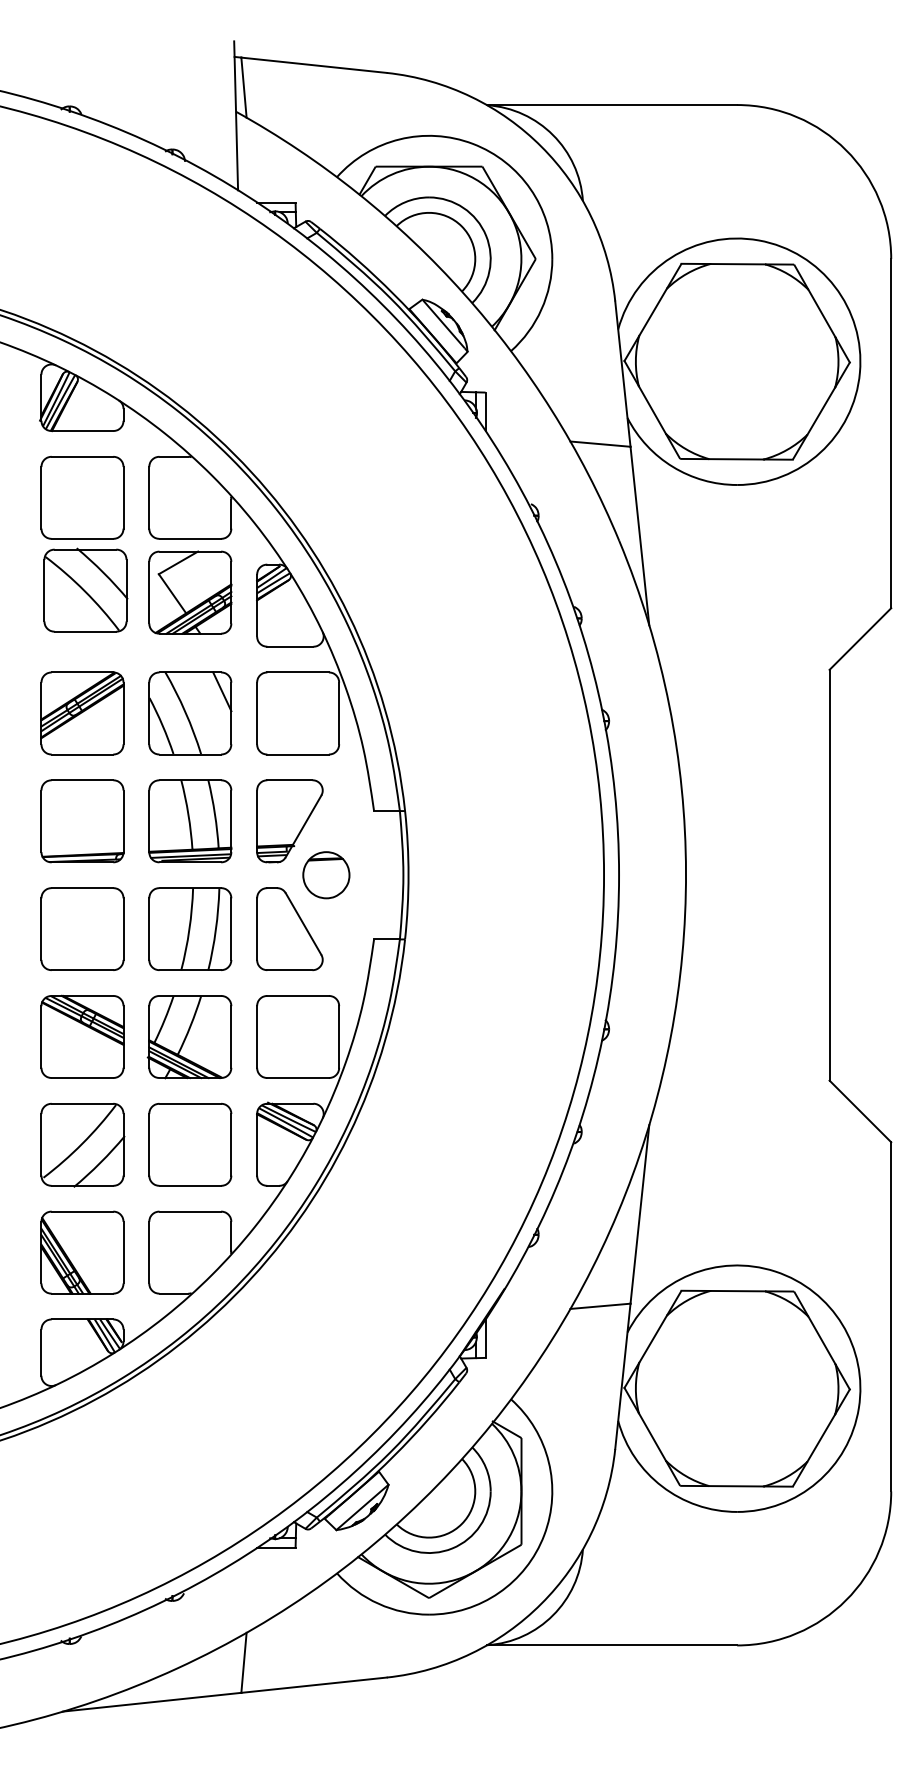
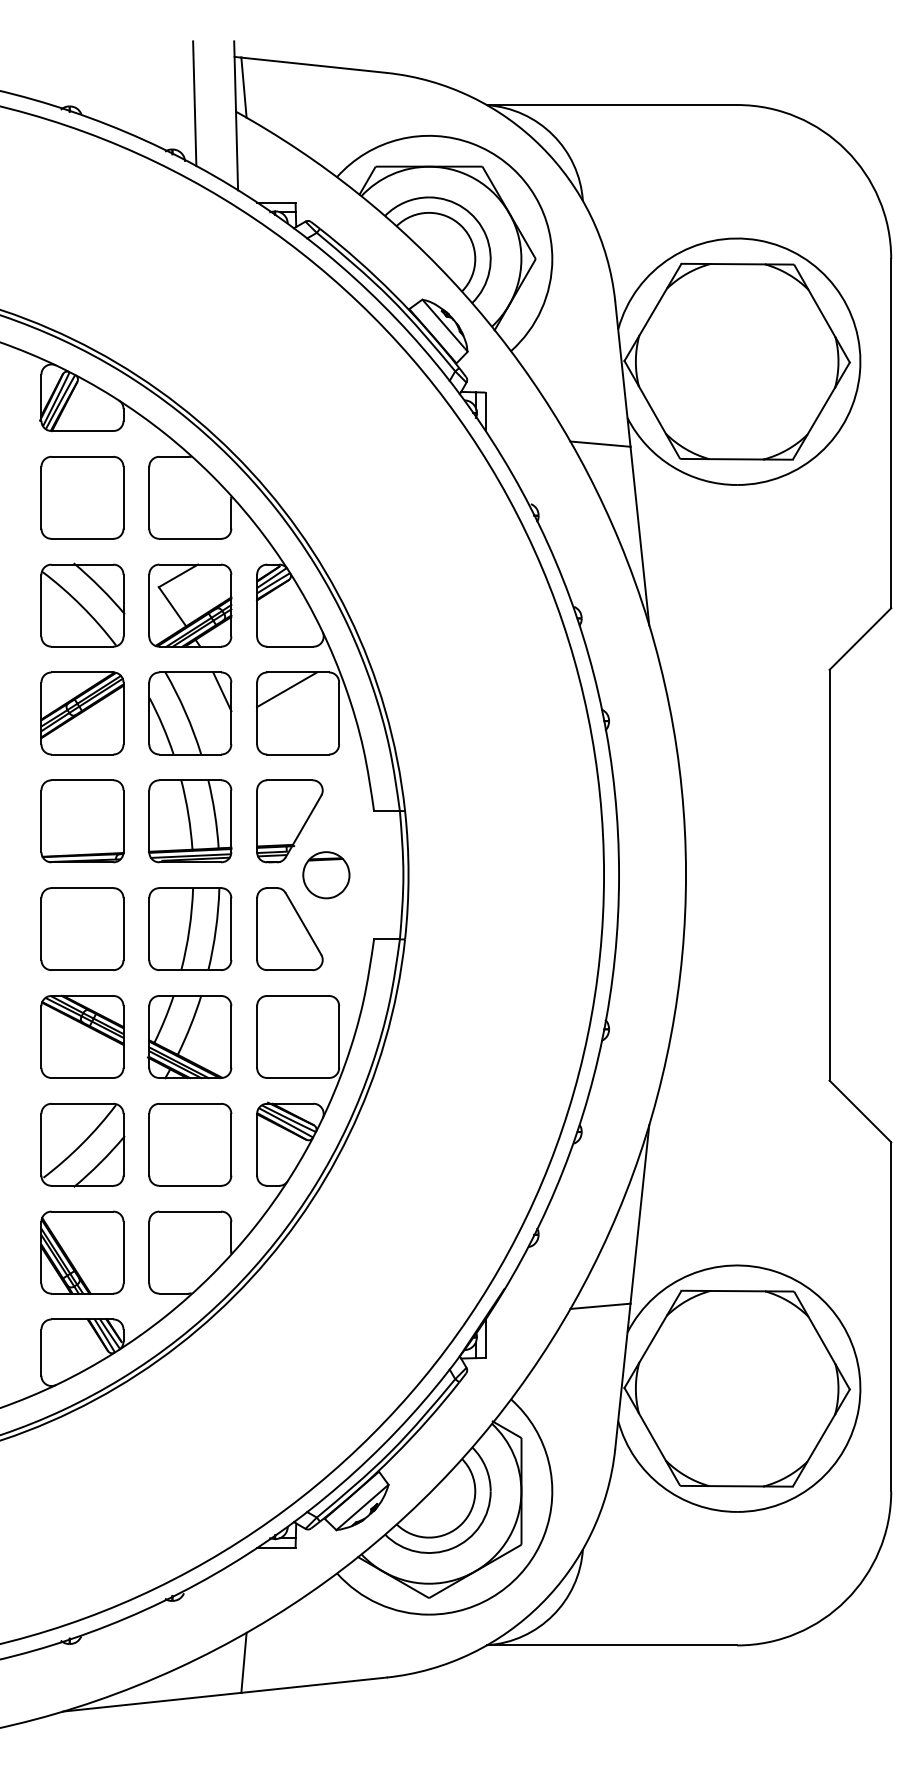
line: none -> present (194, 103)
part position: (85, 589) -> (82, 604) (82, 604)
part position: (190, 592) -> (190, 605) (190, 605)
line: none -> present (287, 689)
